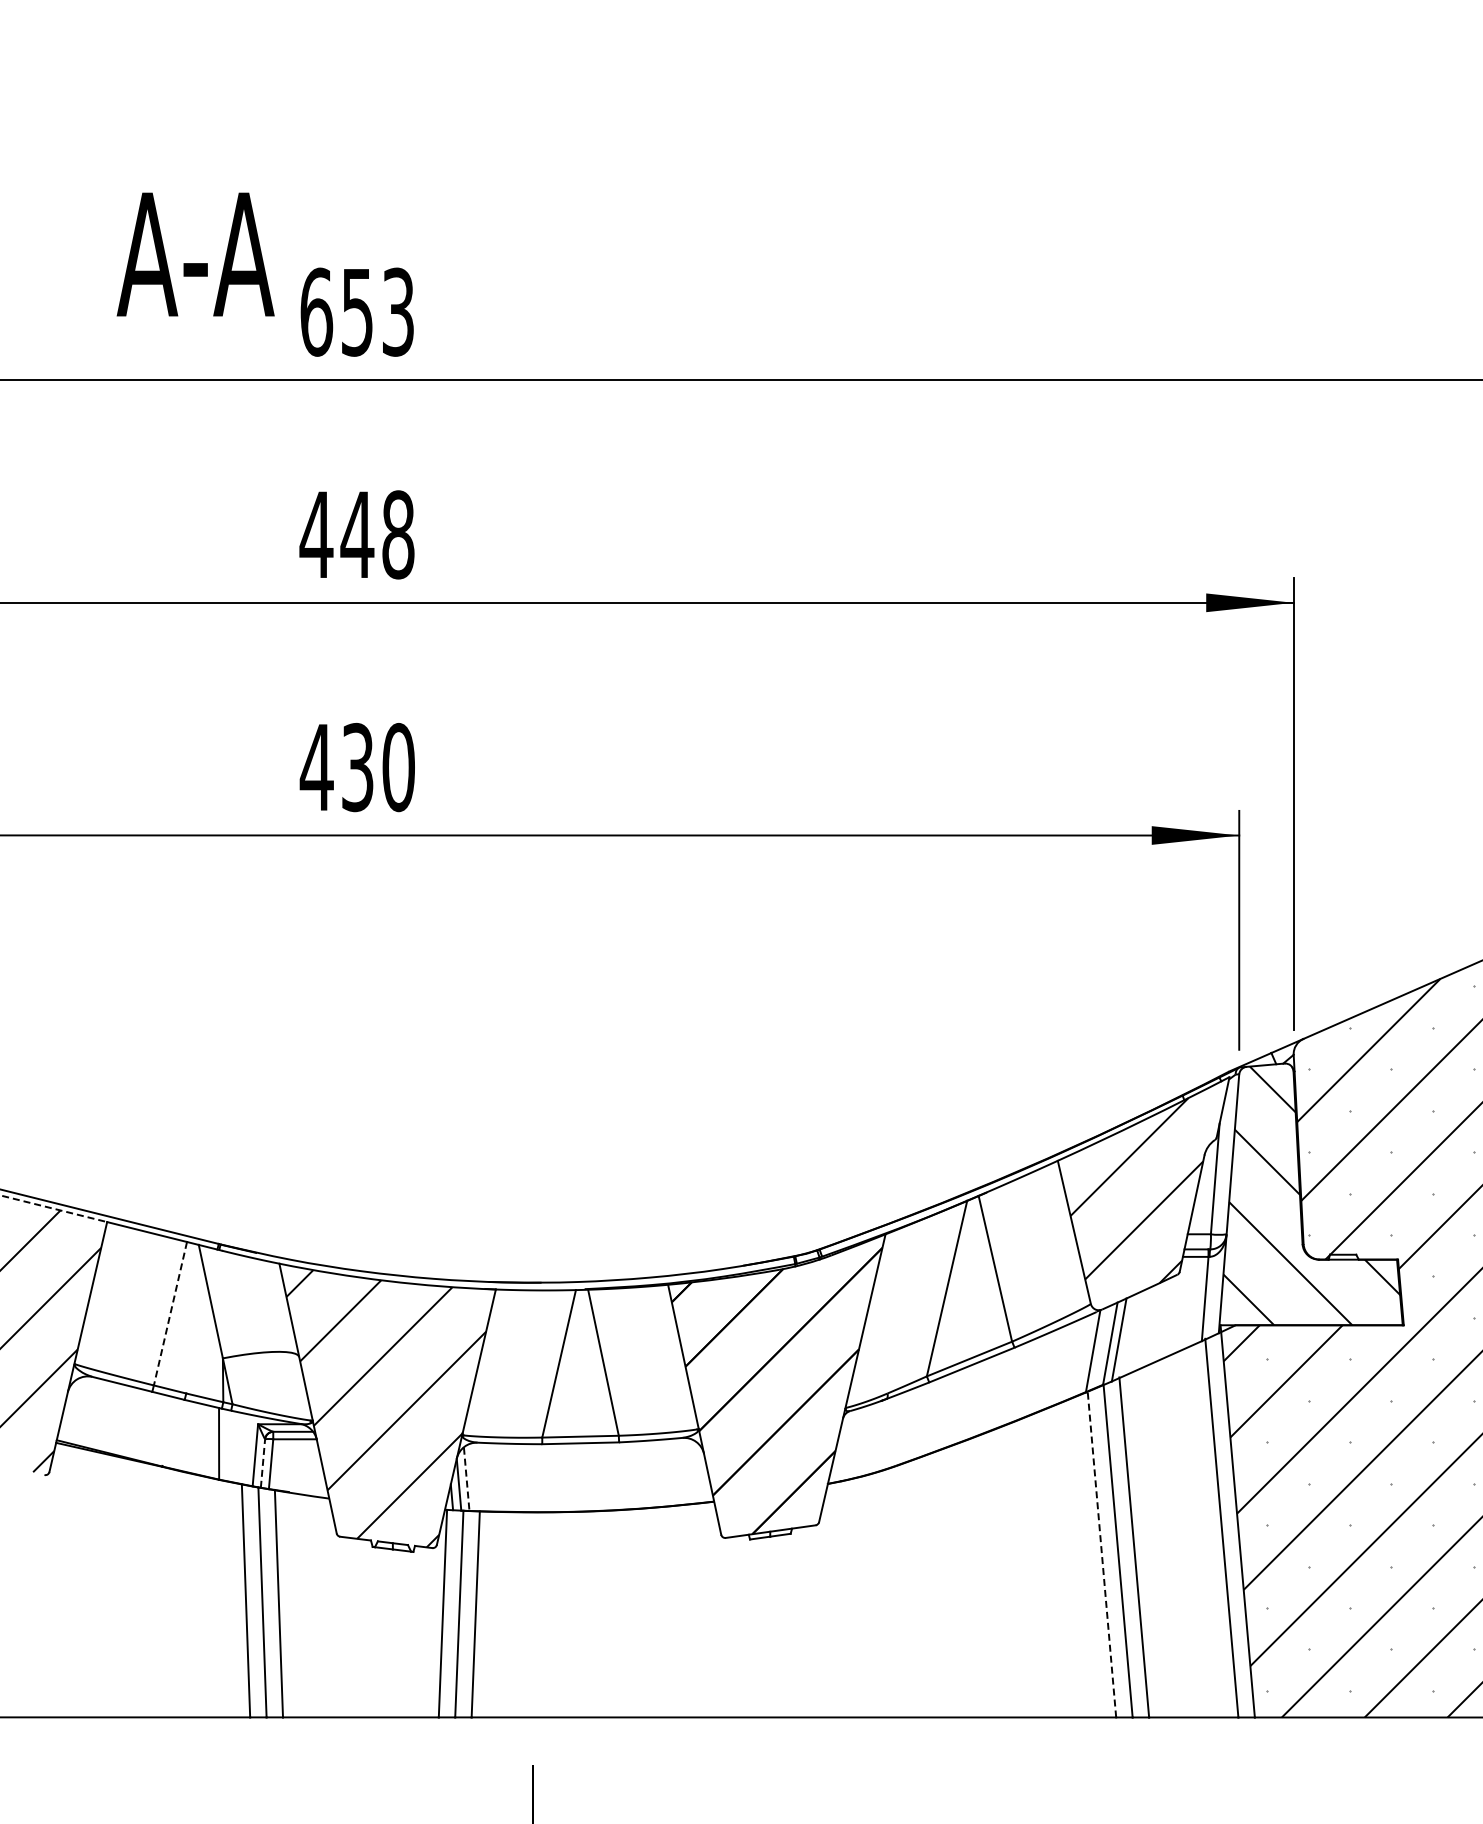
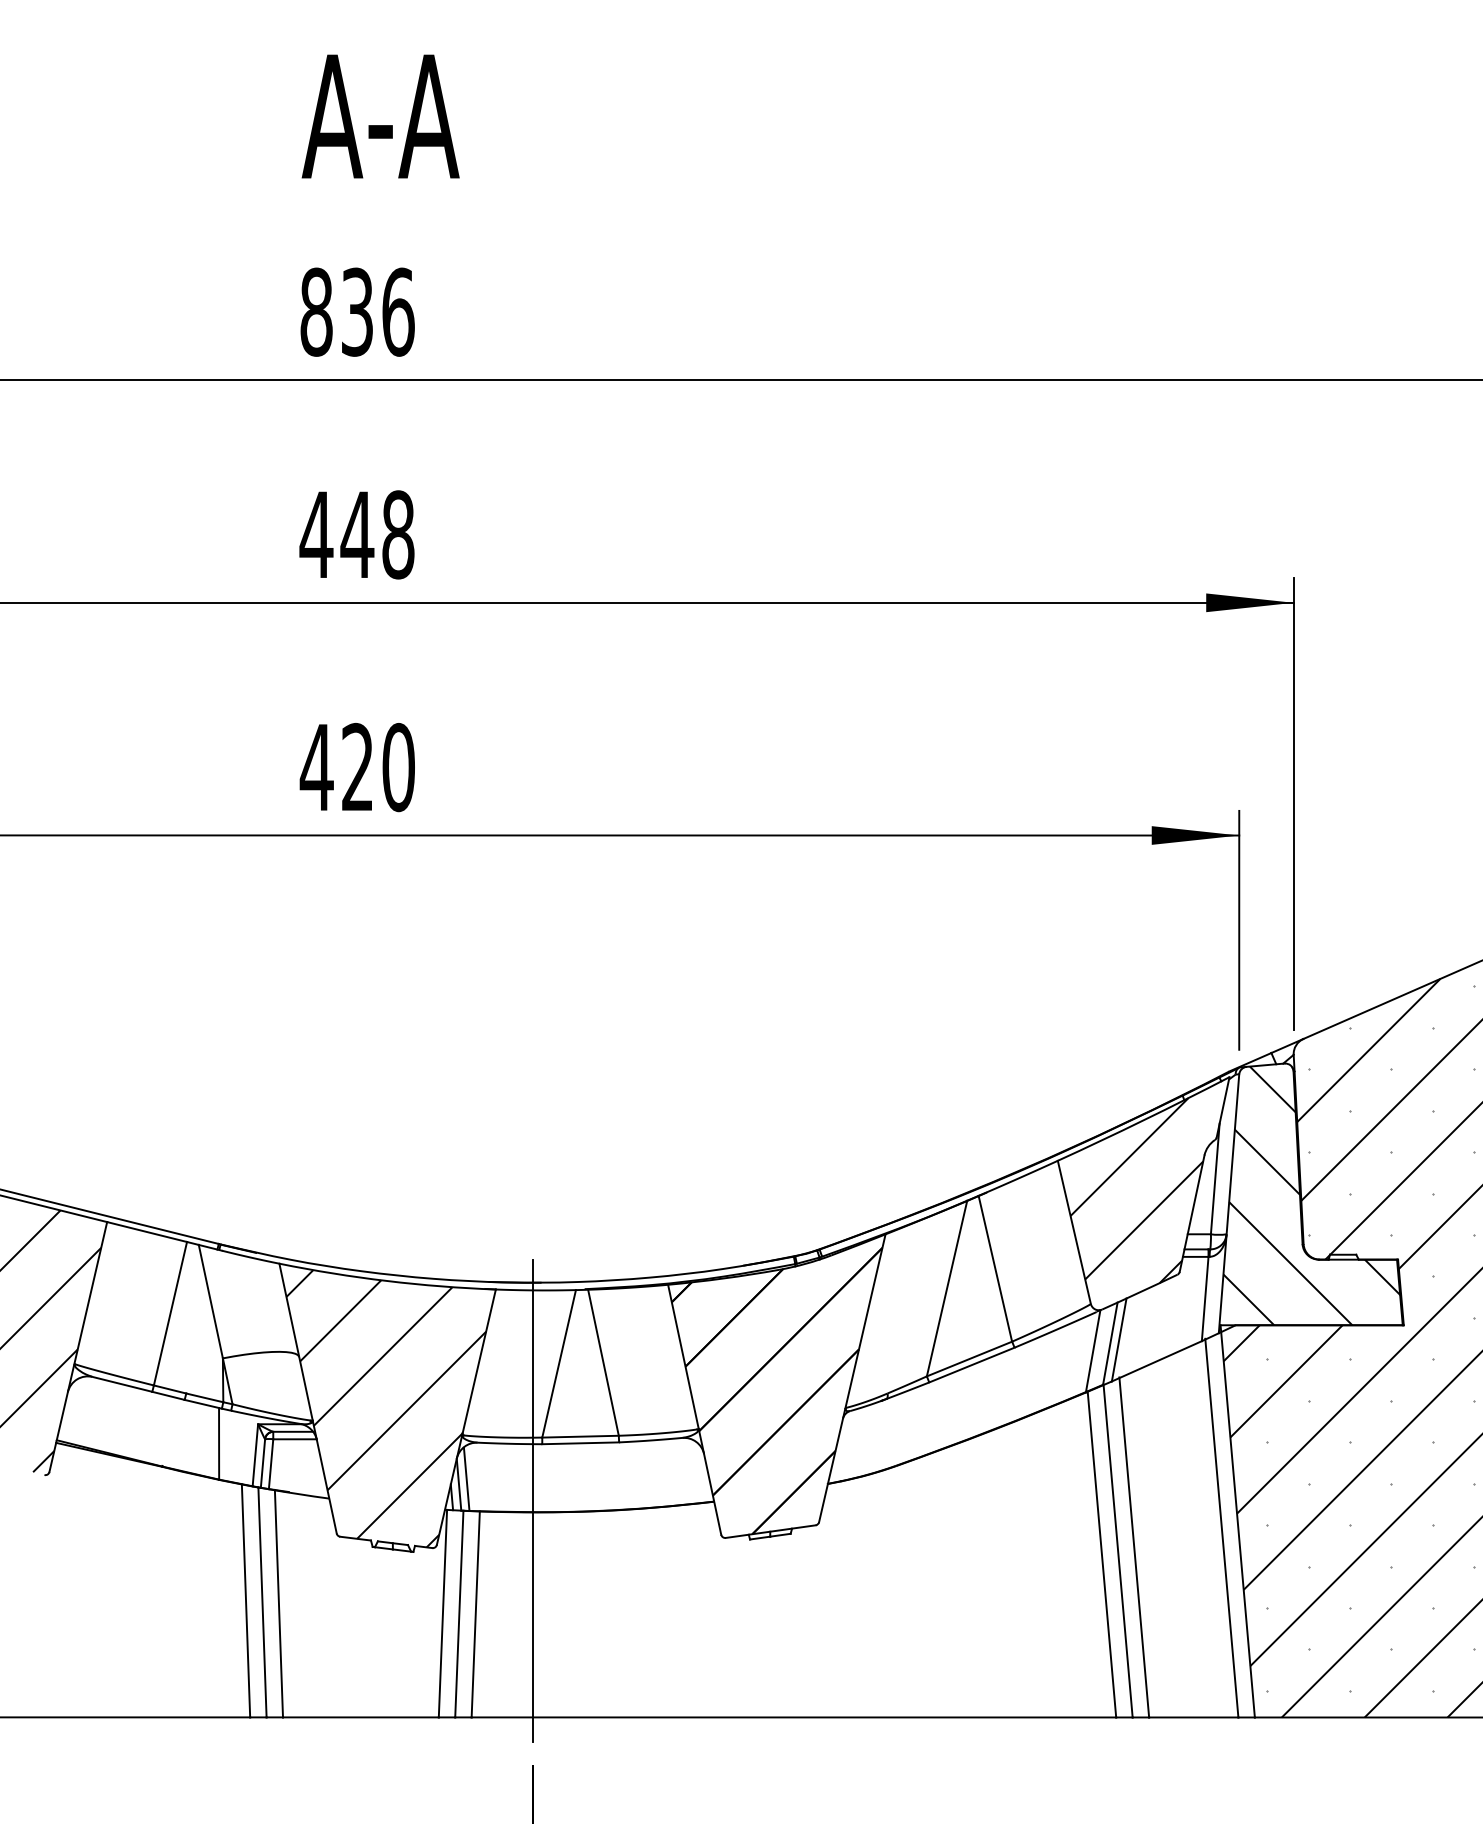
text position: (195, 254) -> (380, 116) (380, 116)
text: 653 -> 836 (357, 311)
text: 430 -> 420 (357, 767)
line: dashed -> solid (54, 1208)
line: dashed -> solid (170, 1313)
line: dashed -> solid (263, 1463)
line: dashed -> solid (466, 1479)
line: none -> present (533, 1500)
line: dashed -> solid (1101, 1554)
